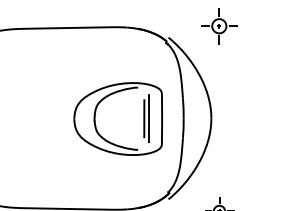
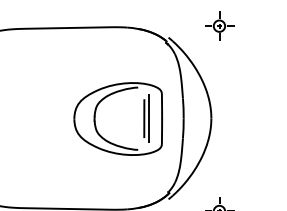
part size: 37x37 px -> 30x30 px (219, 25)
